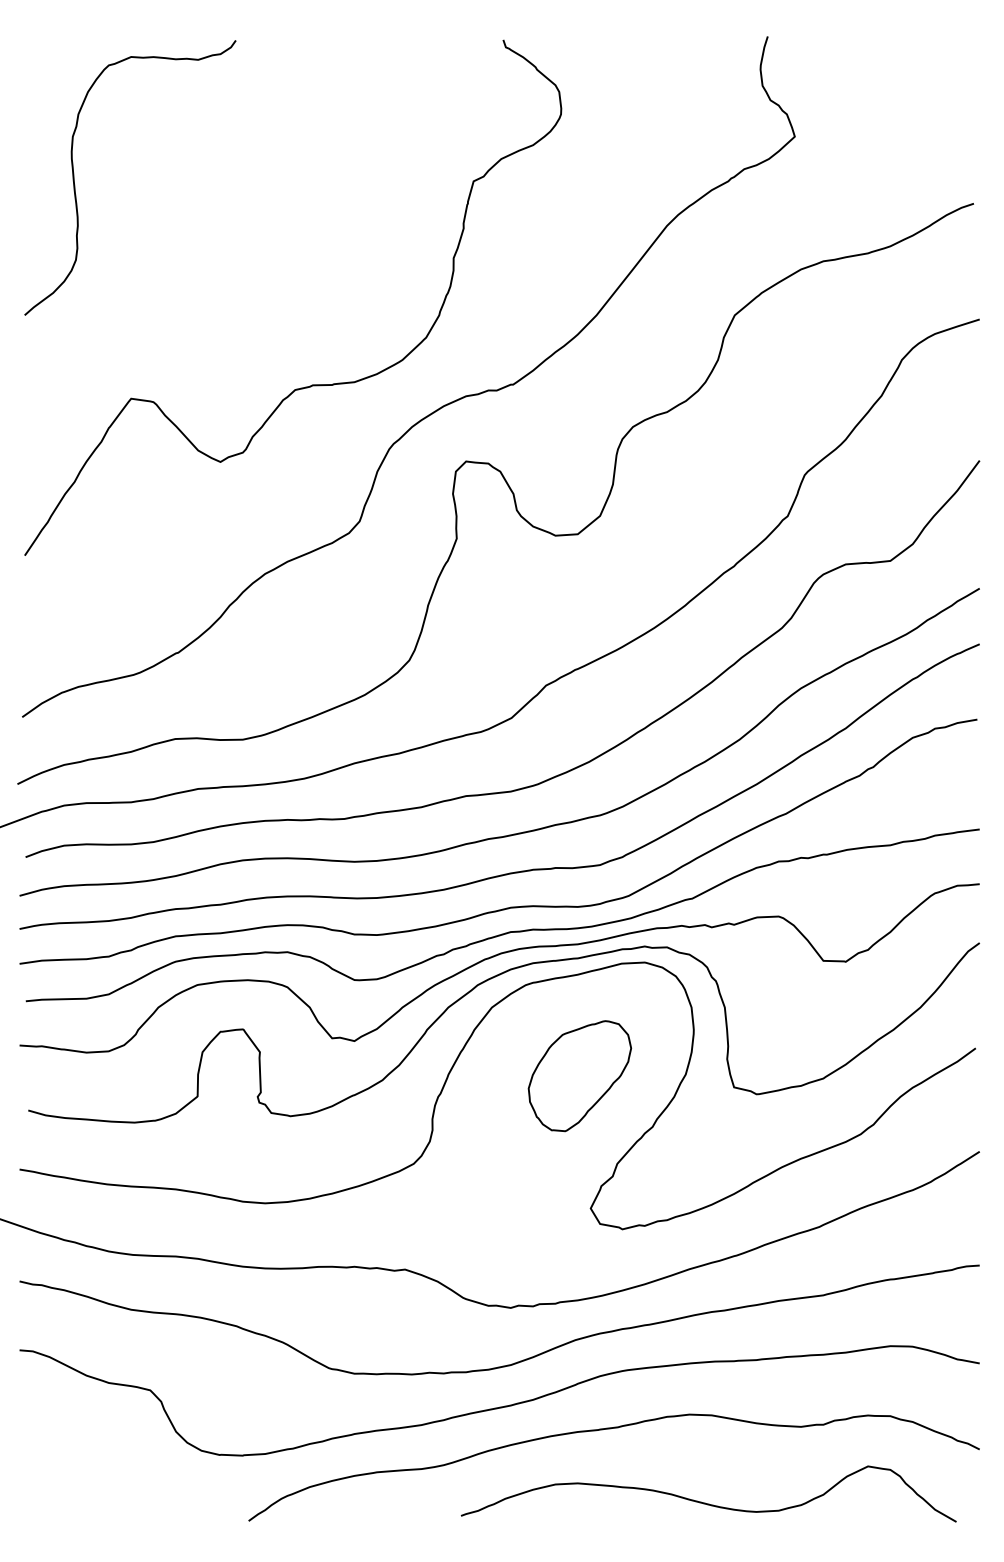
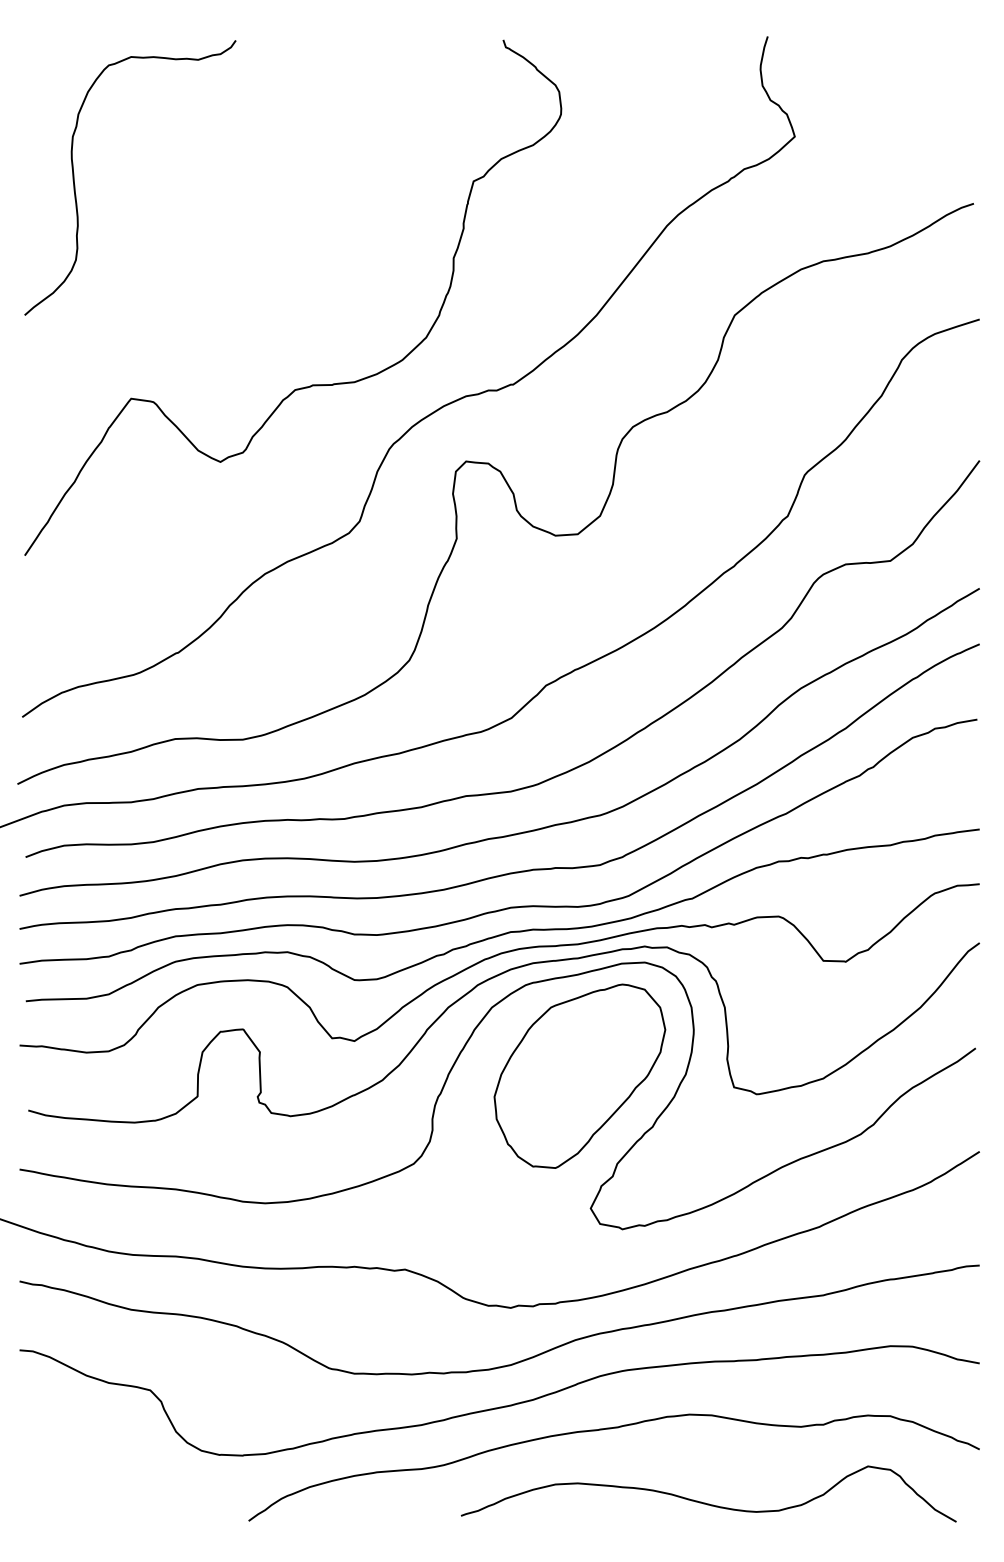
part size: 106x113 px -> 174x186 px (579, 1075)
